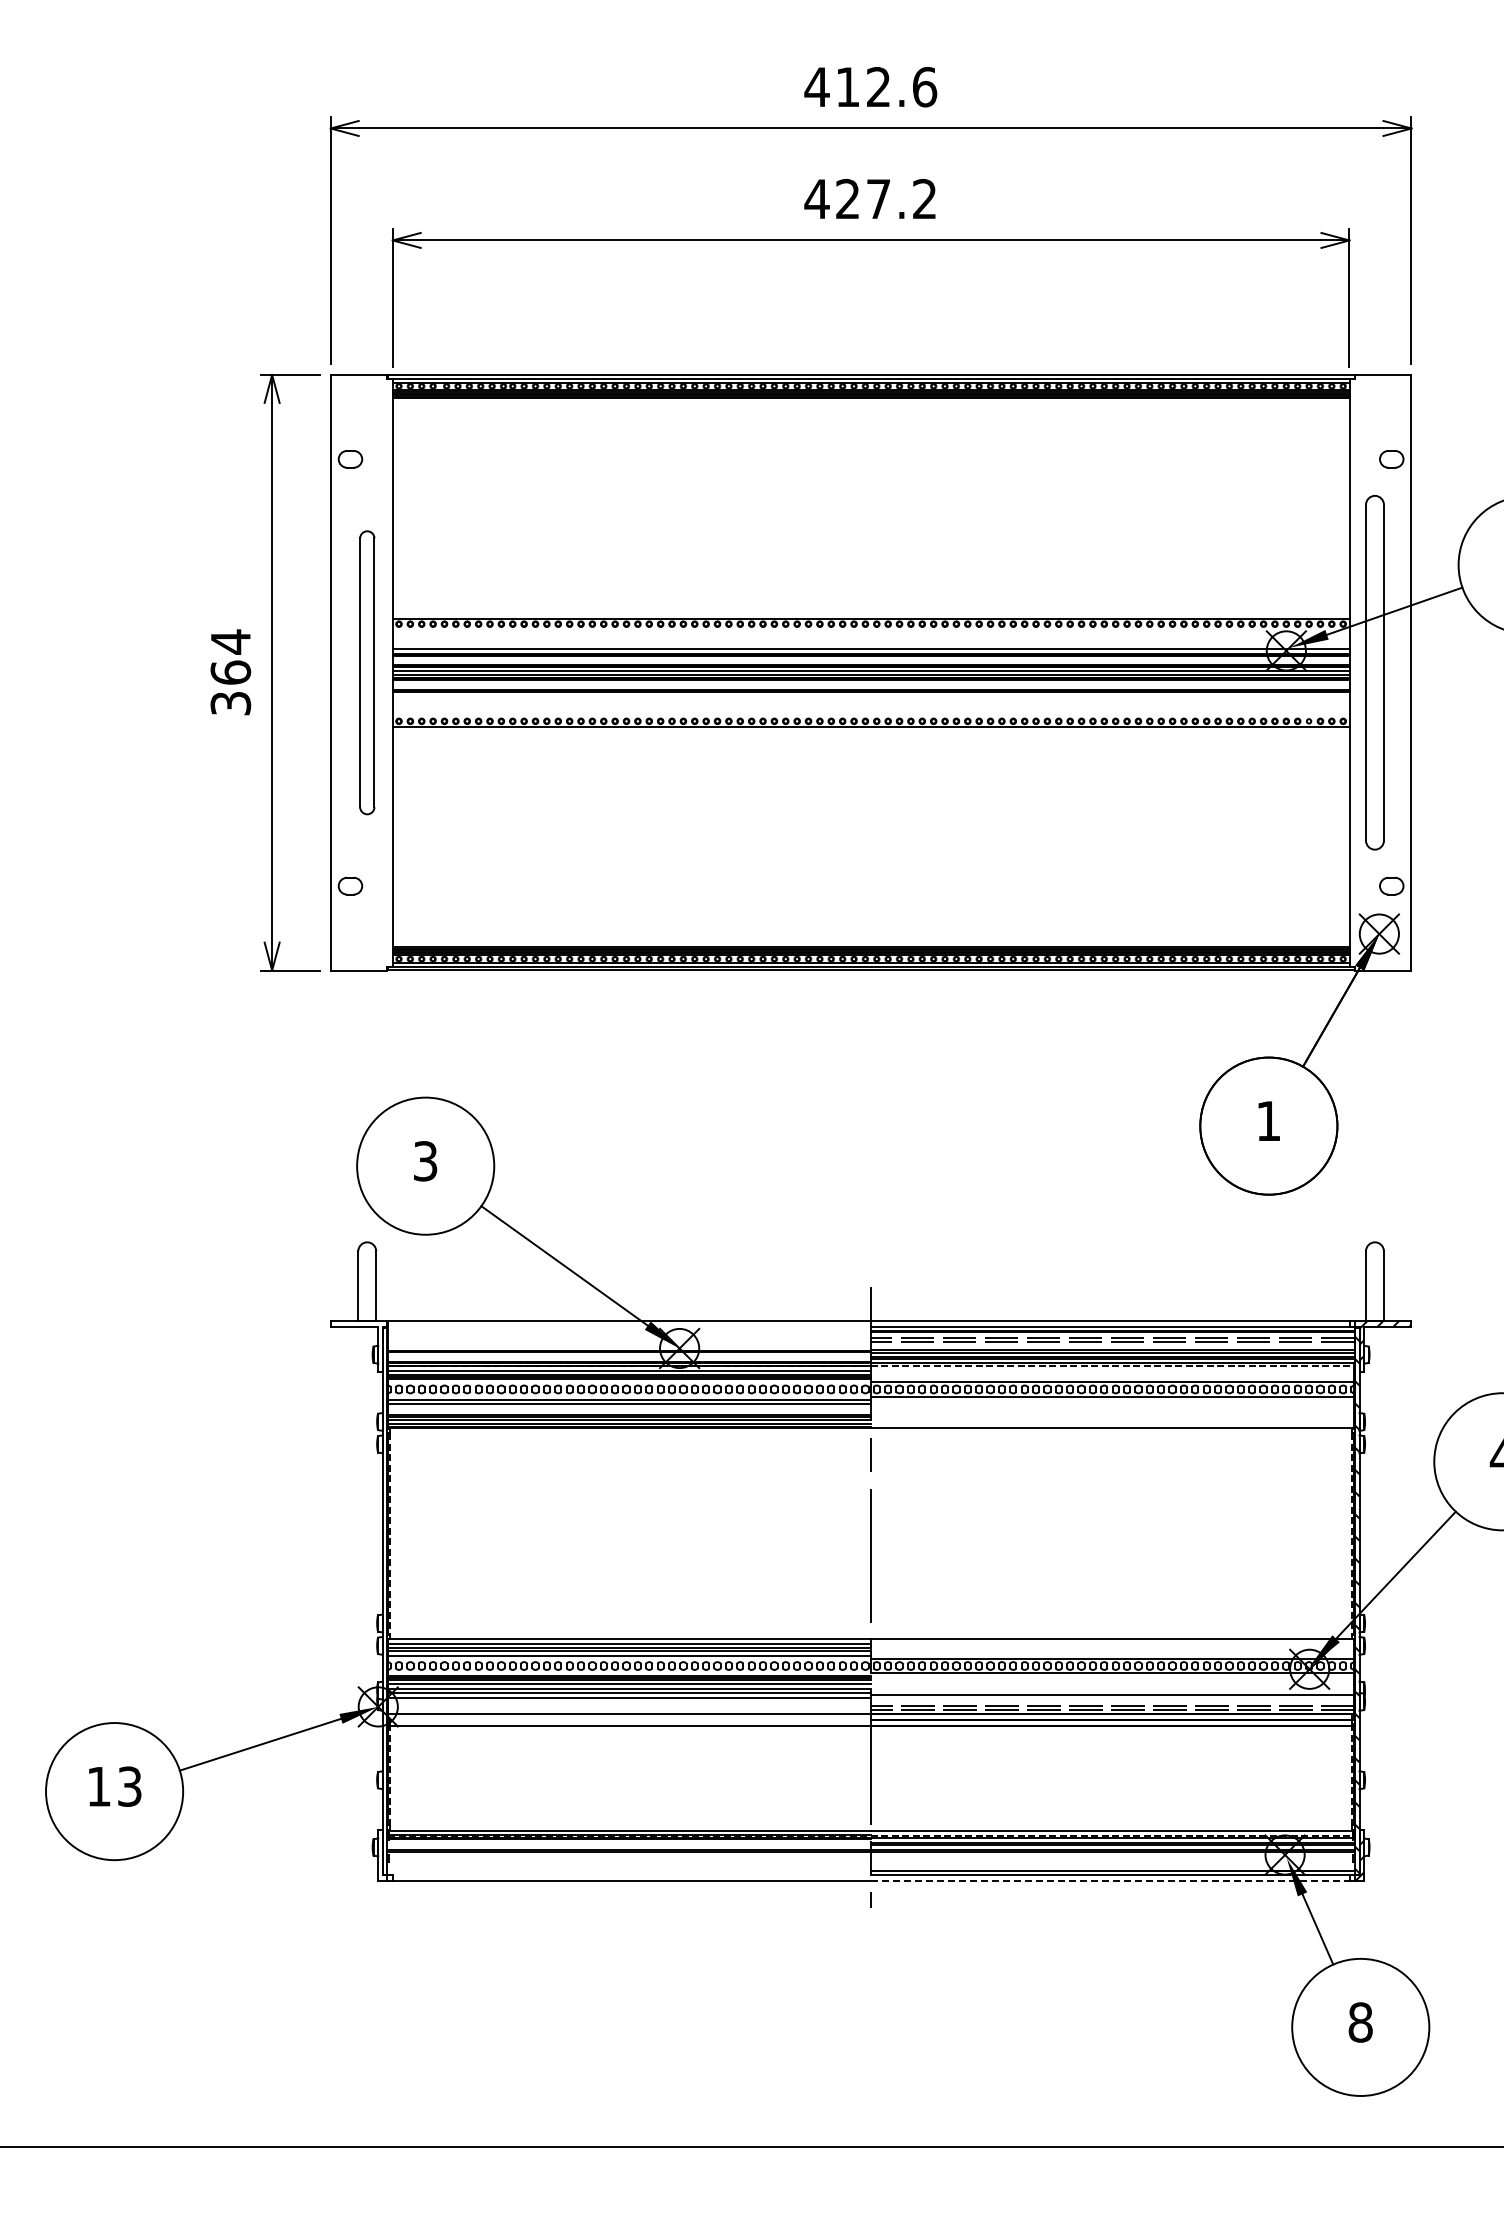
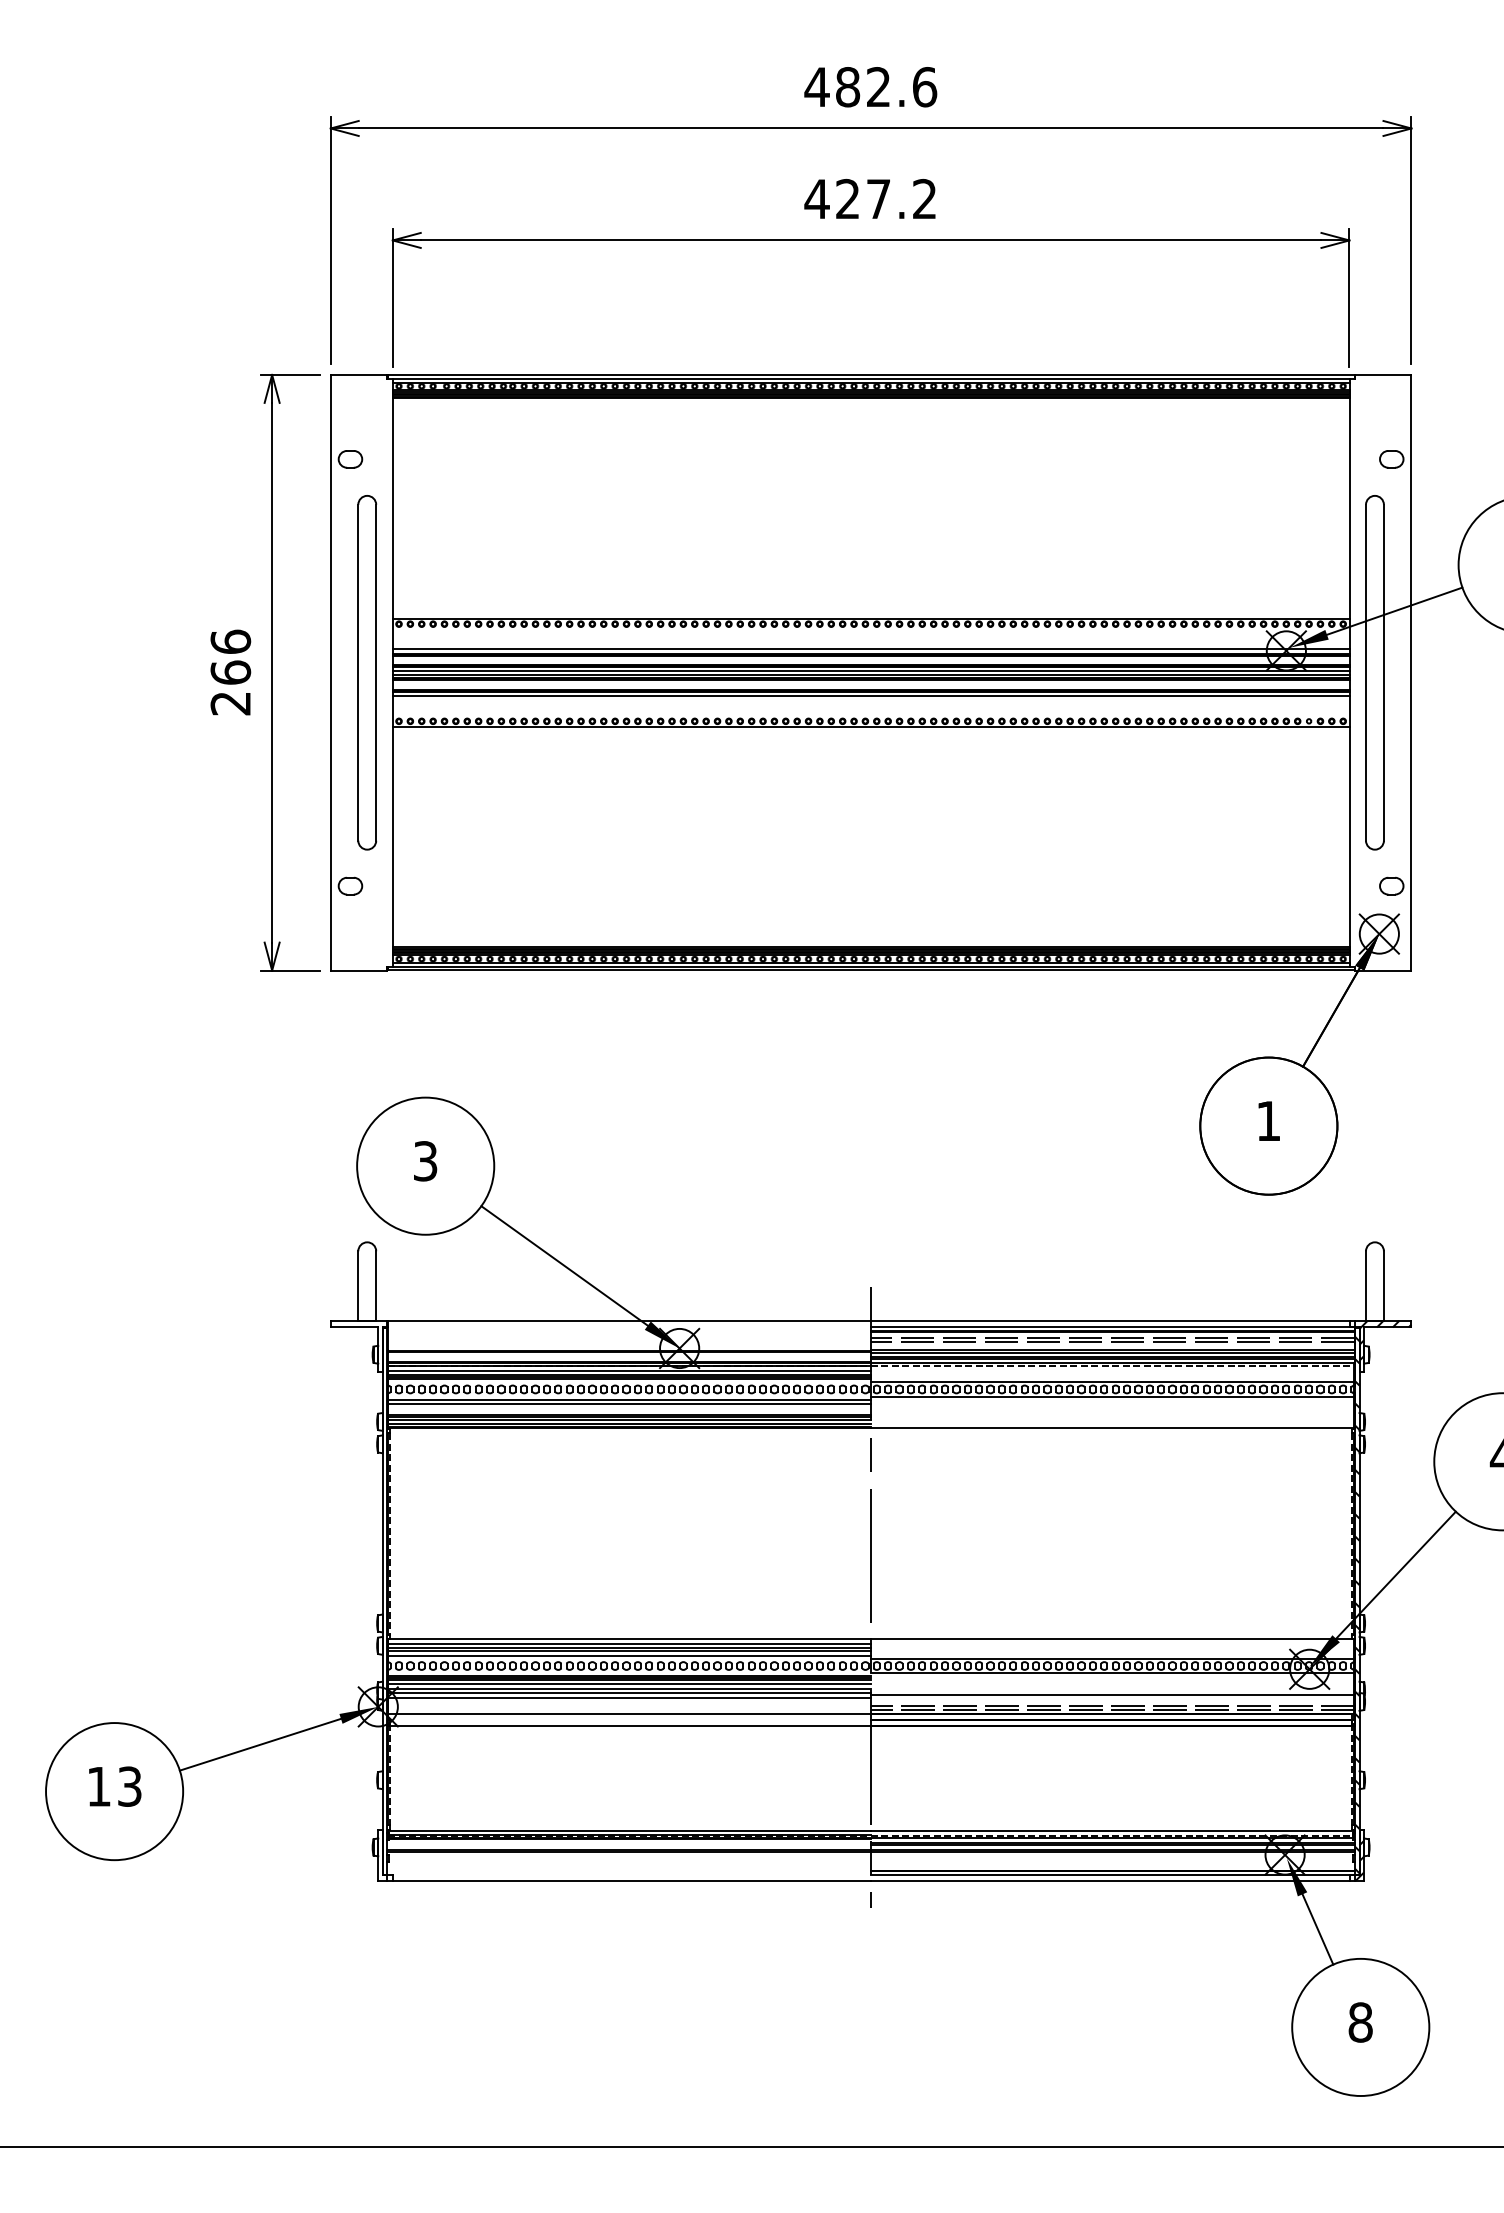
text: 412.6 -> 482.6 (848, 87)
text: 364 -> 266 (230, 672)
part size: 17x286 px -> 21x356 px (367, 672)
line: none -> present (870, 696)
line: dashed -> solid (1110, 1881)
